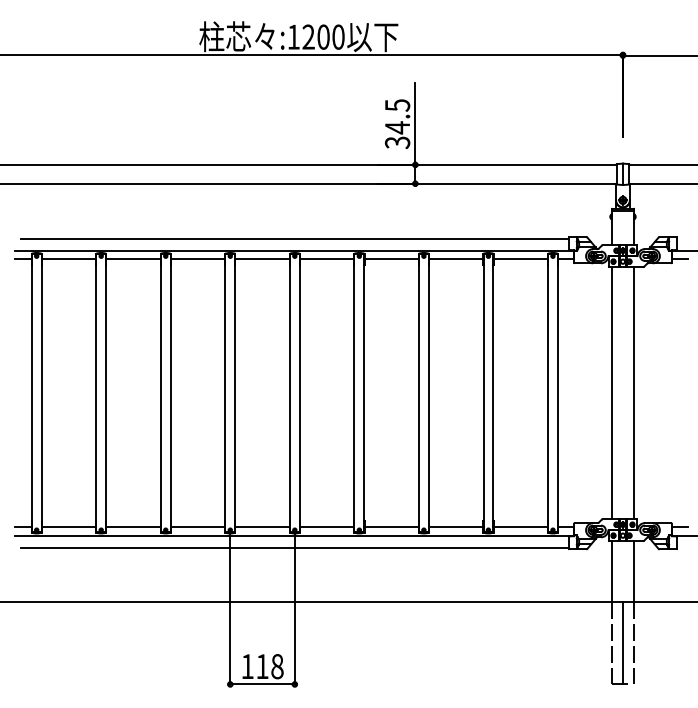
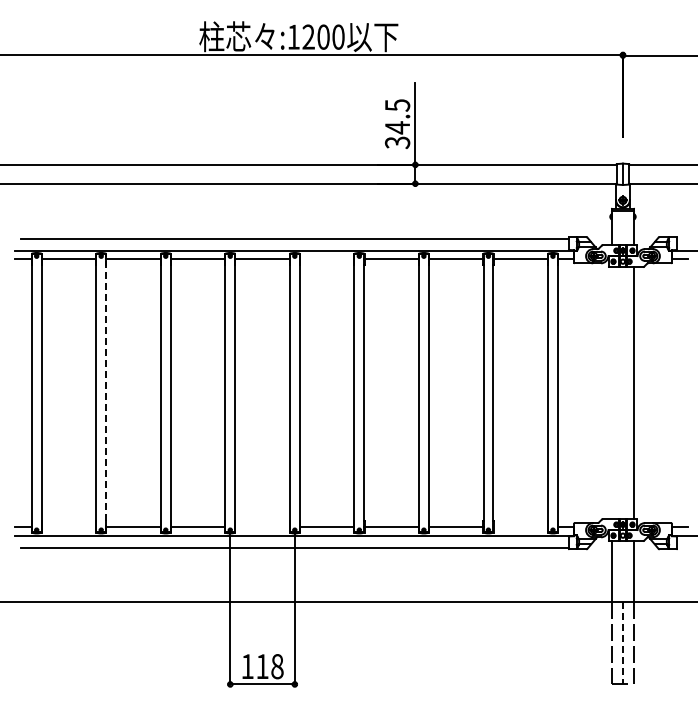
line: present -> none (326, 258)
line: solid -> dashed (106, 392)
line: present -> none (611, 393)
line: present -> none (68, 527)
line: present -> none (262, 527)
line: present -> none (520, 527)
line: solid -> dashed (622, 643)
